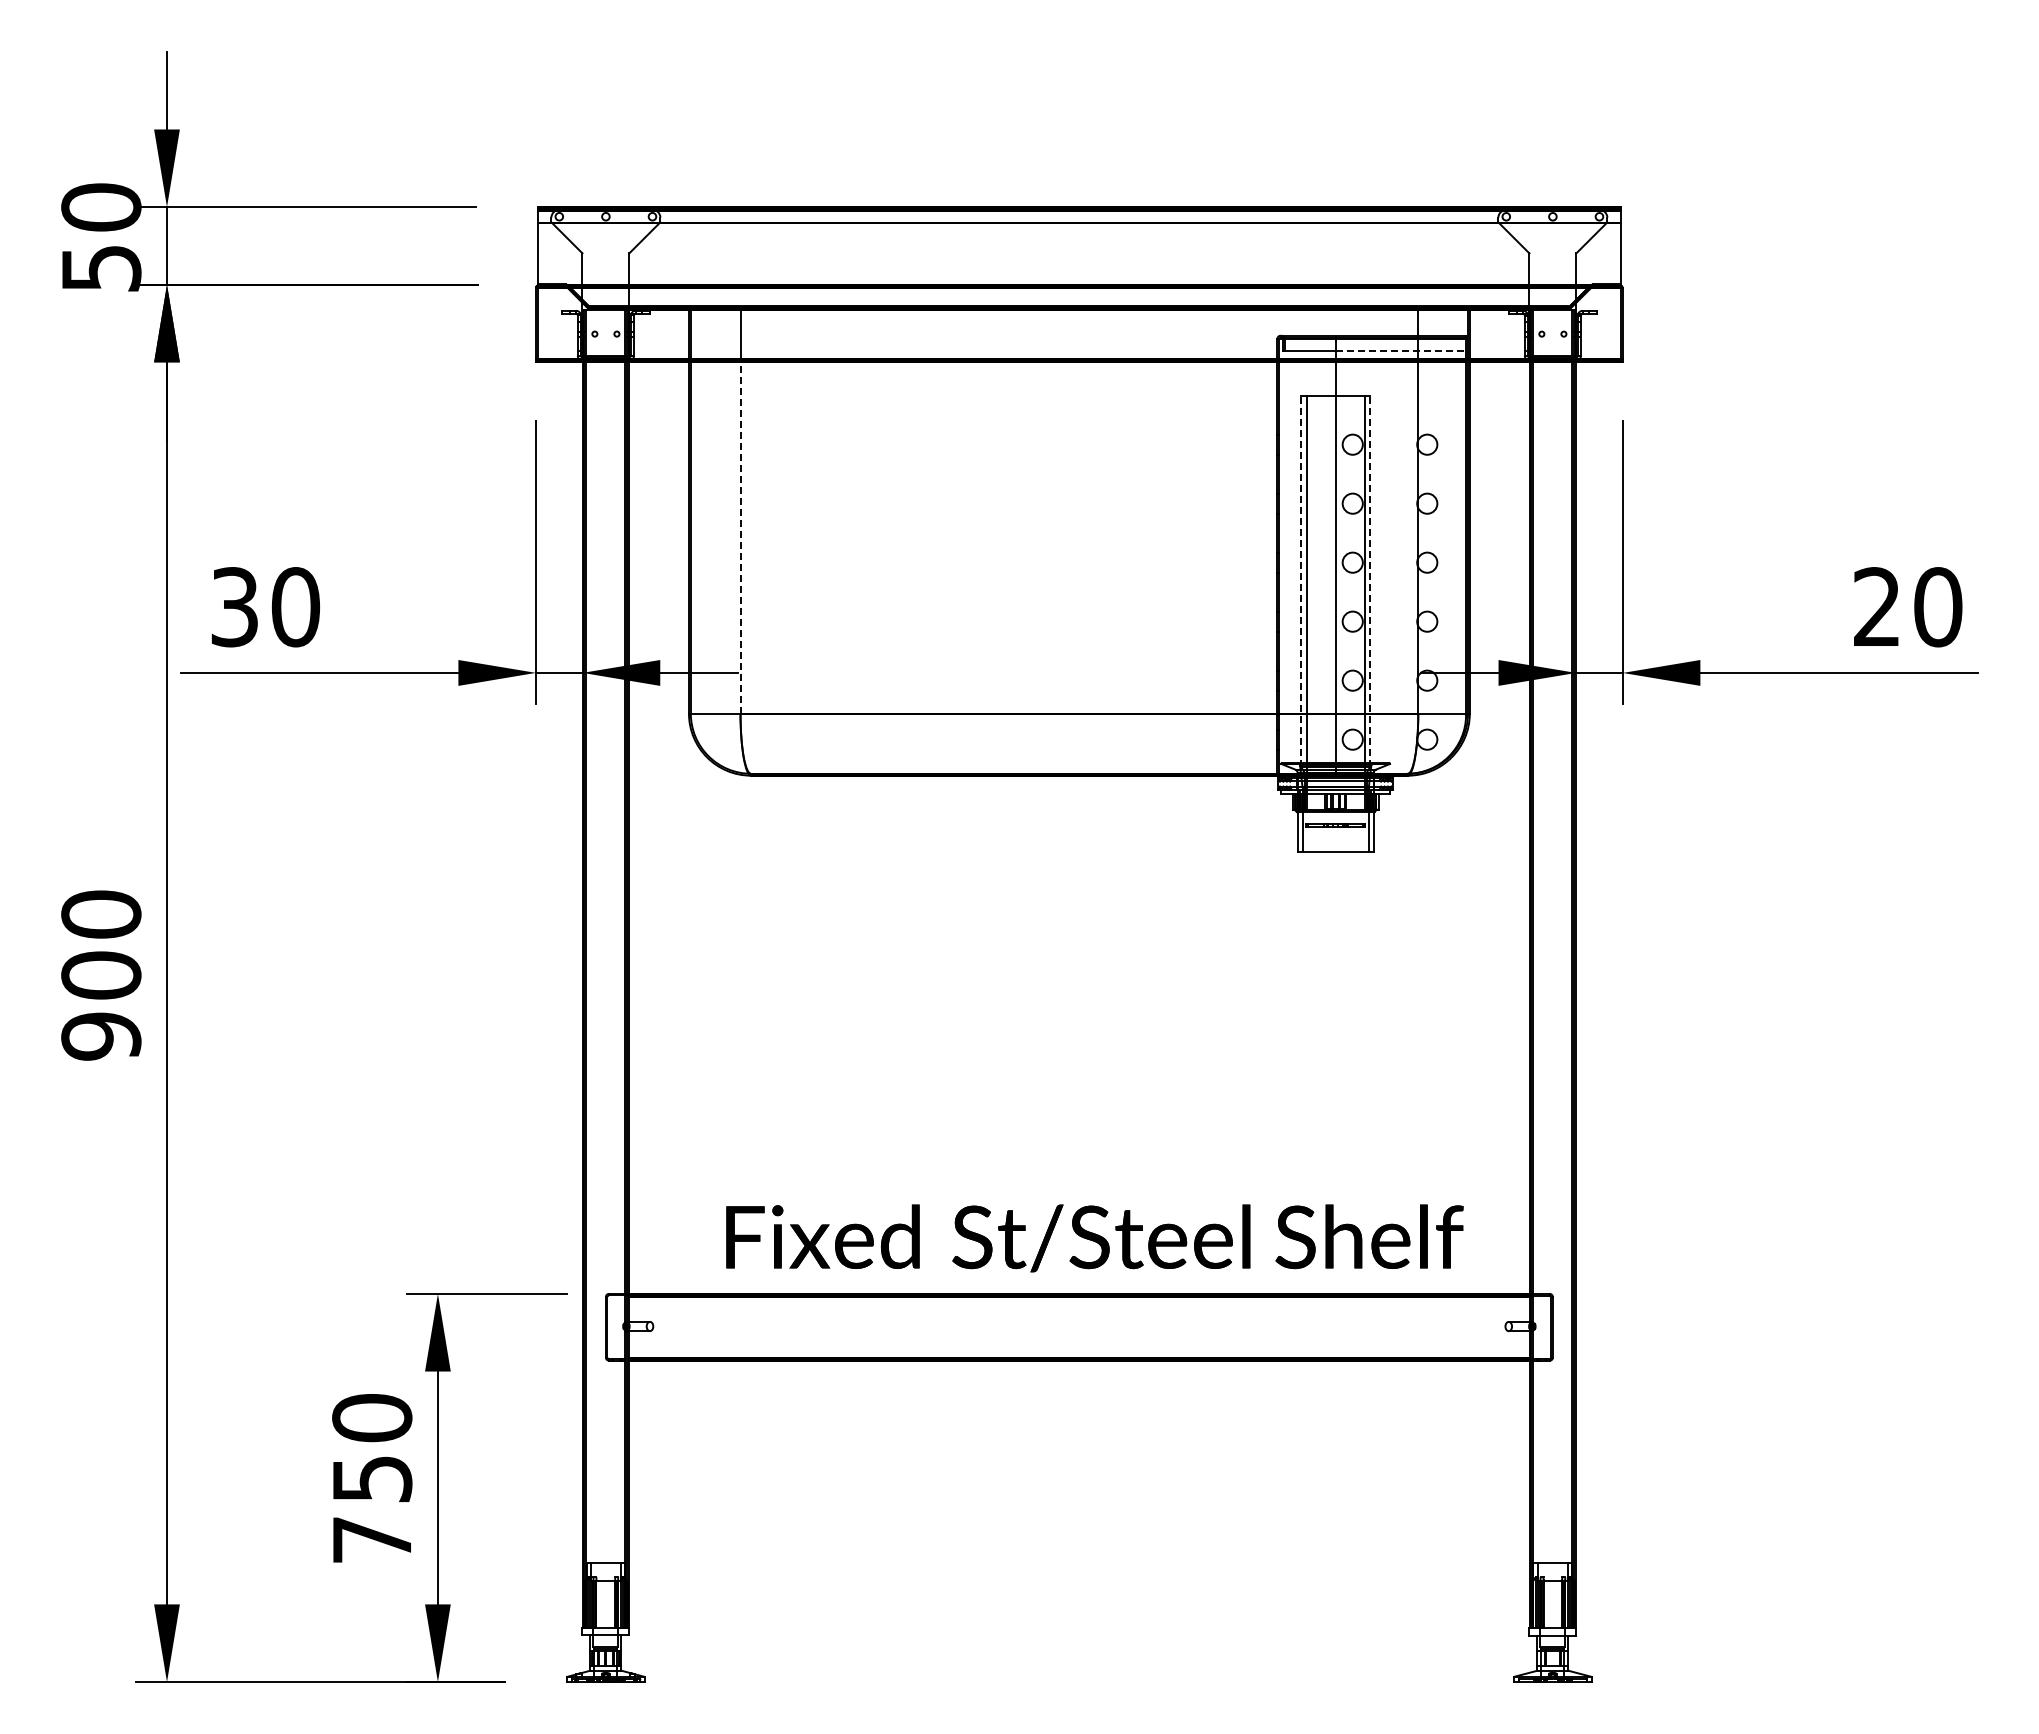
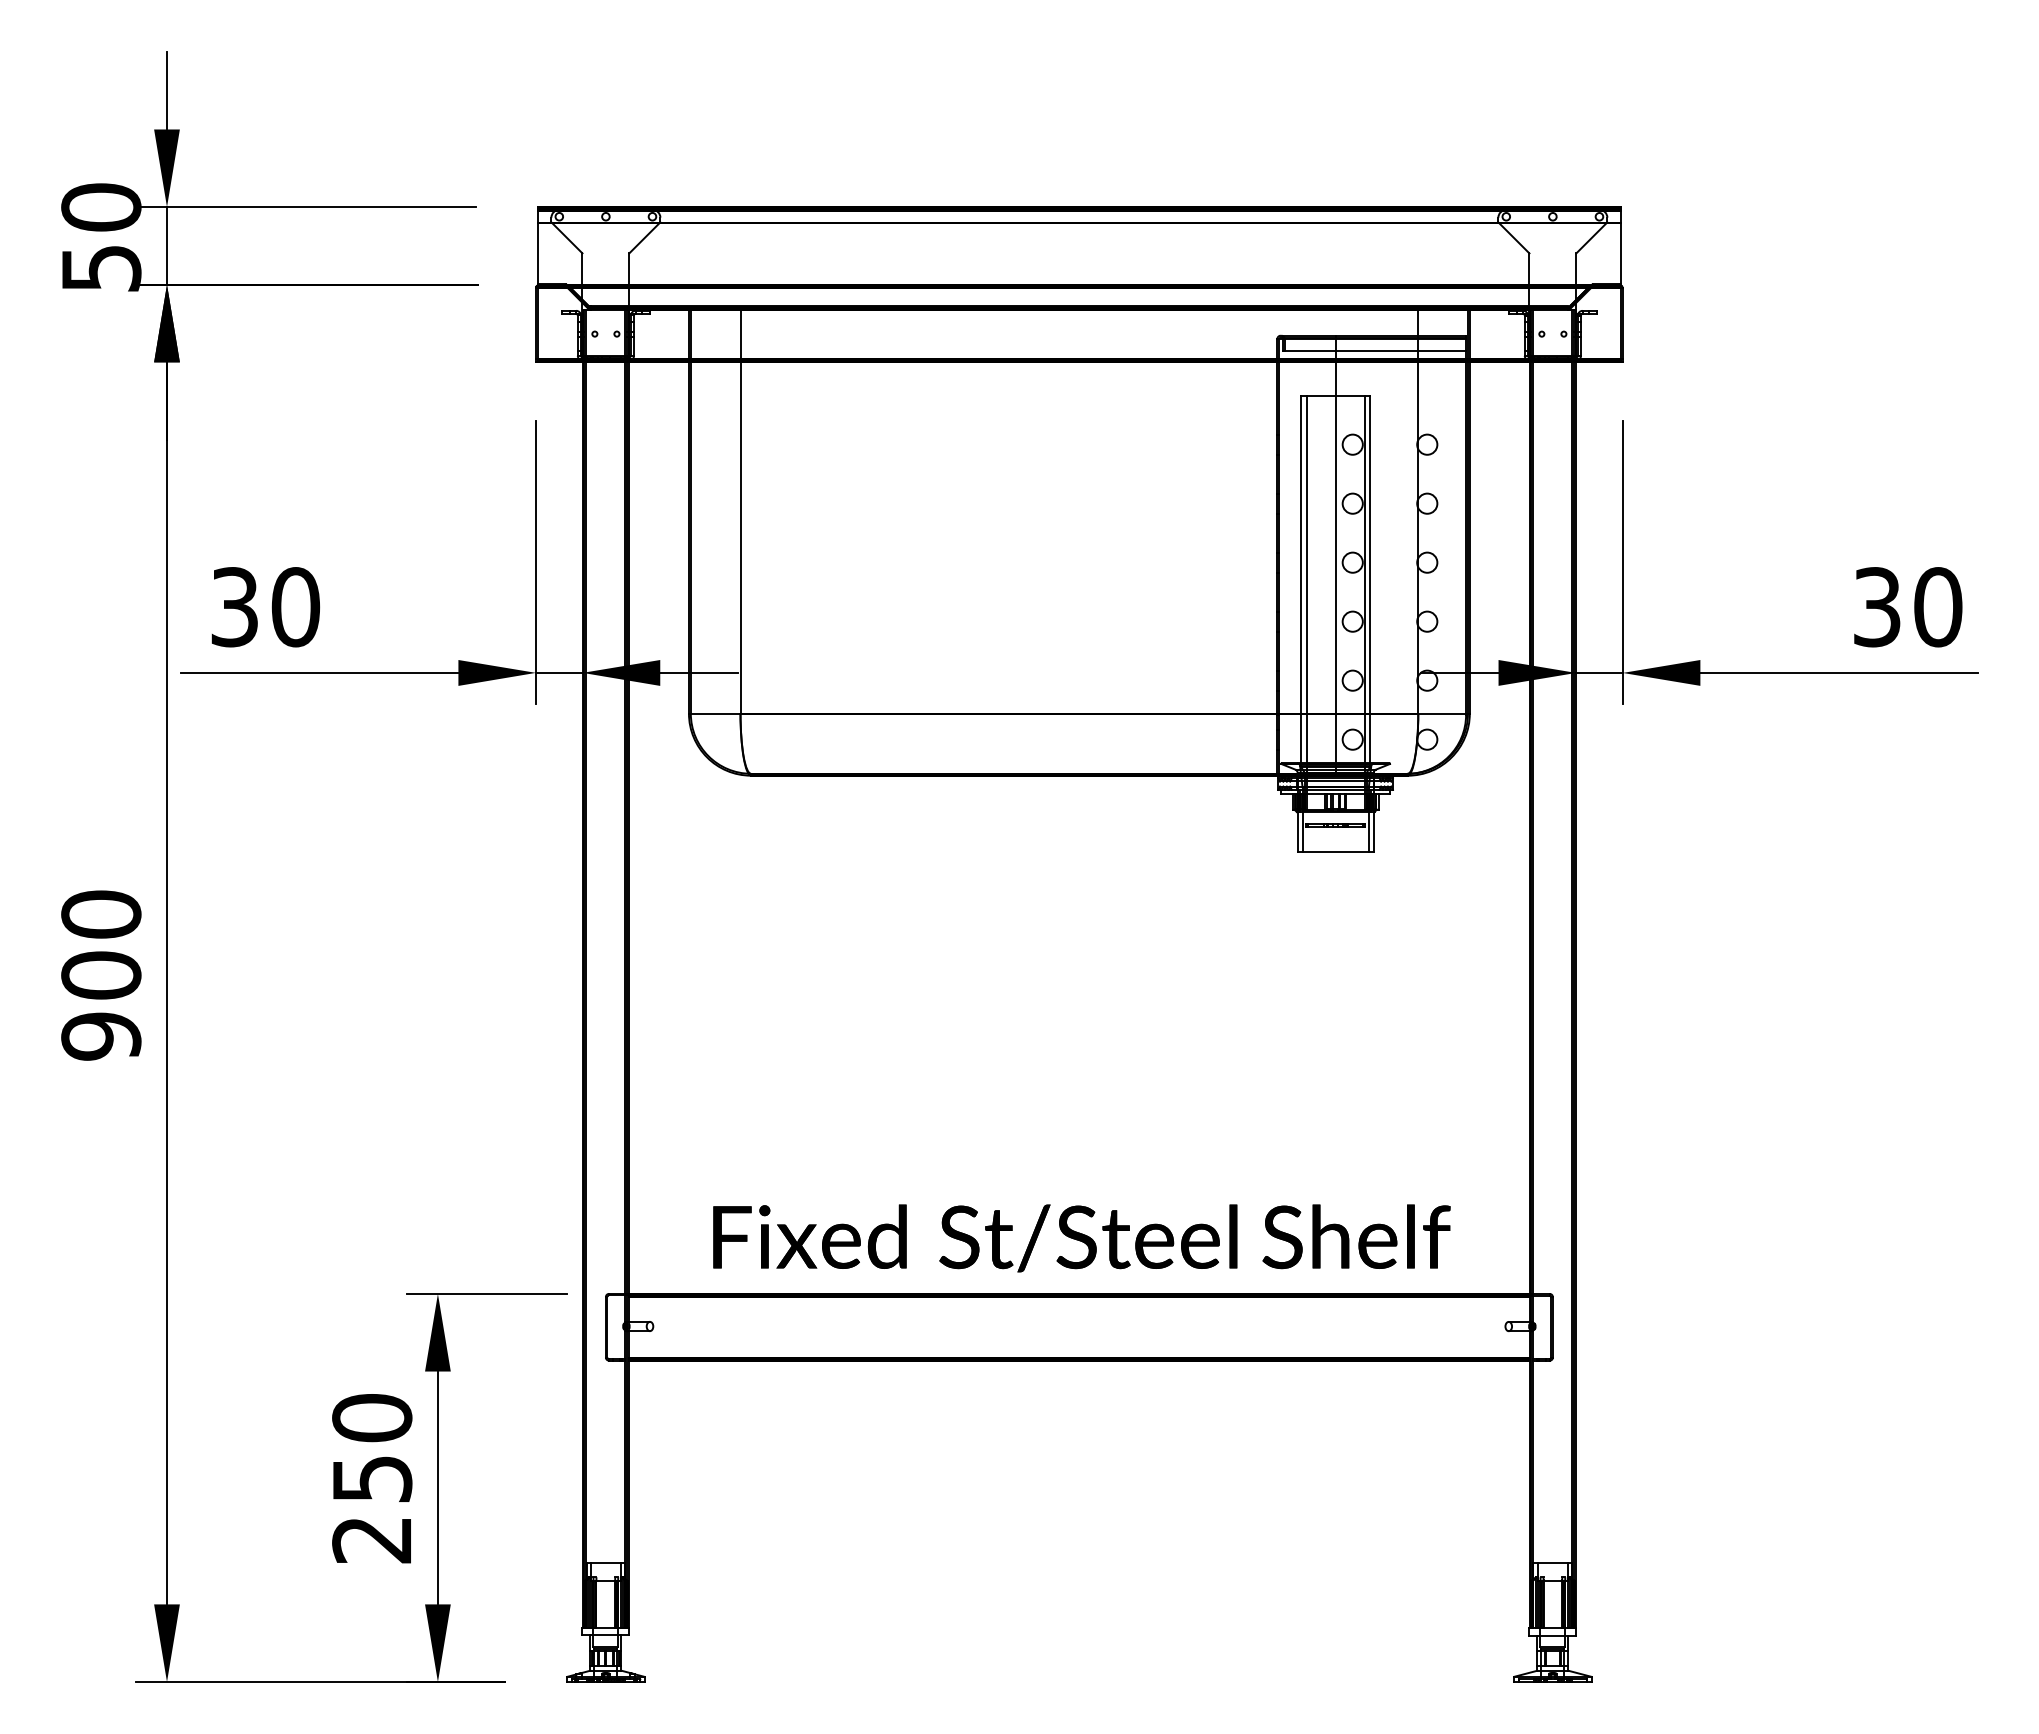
line: dashed -> solid (1401, 351)
line: dashed -> solid (740, 537)
line: dashed -> solid (1301, 581)
line: dashed -> solid (1370, 581)
text: 20 -> 30 (1877, 607)
text position: (1094, 1238) -> (1081, 1238) (1081, 1238)
text: 750 -> 250 (371, 1540)
